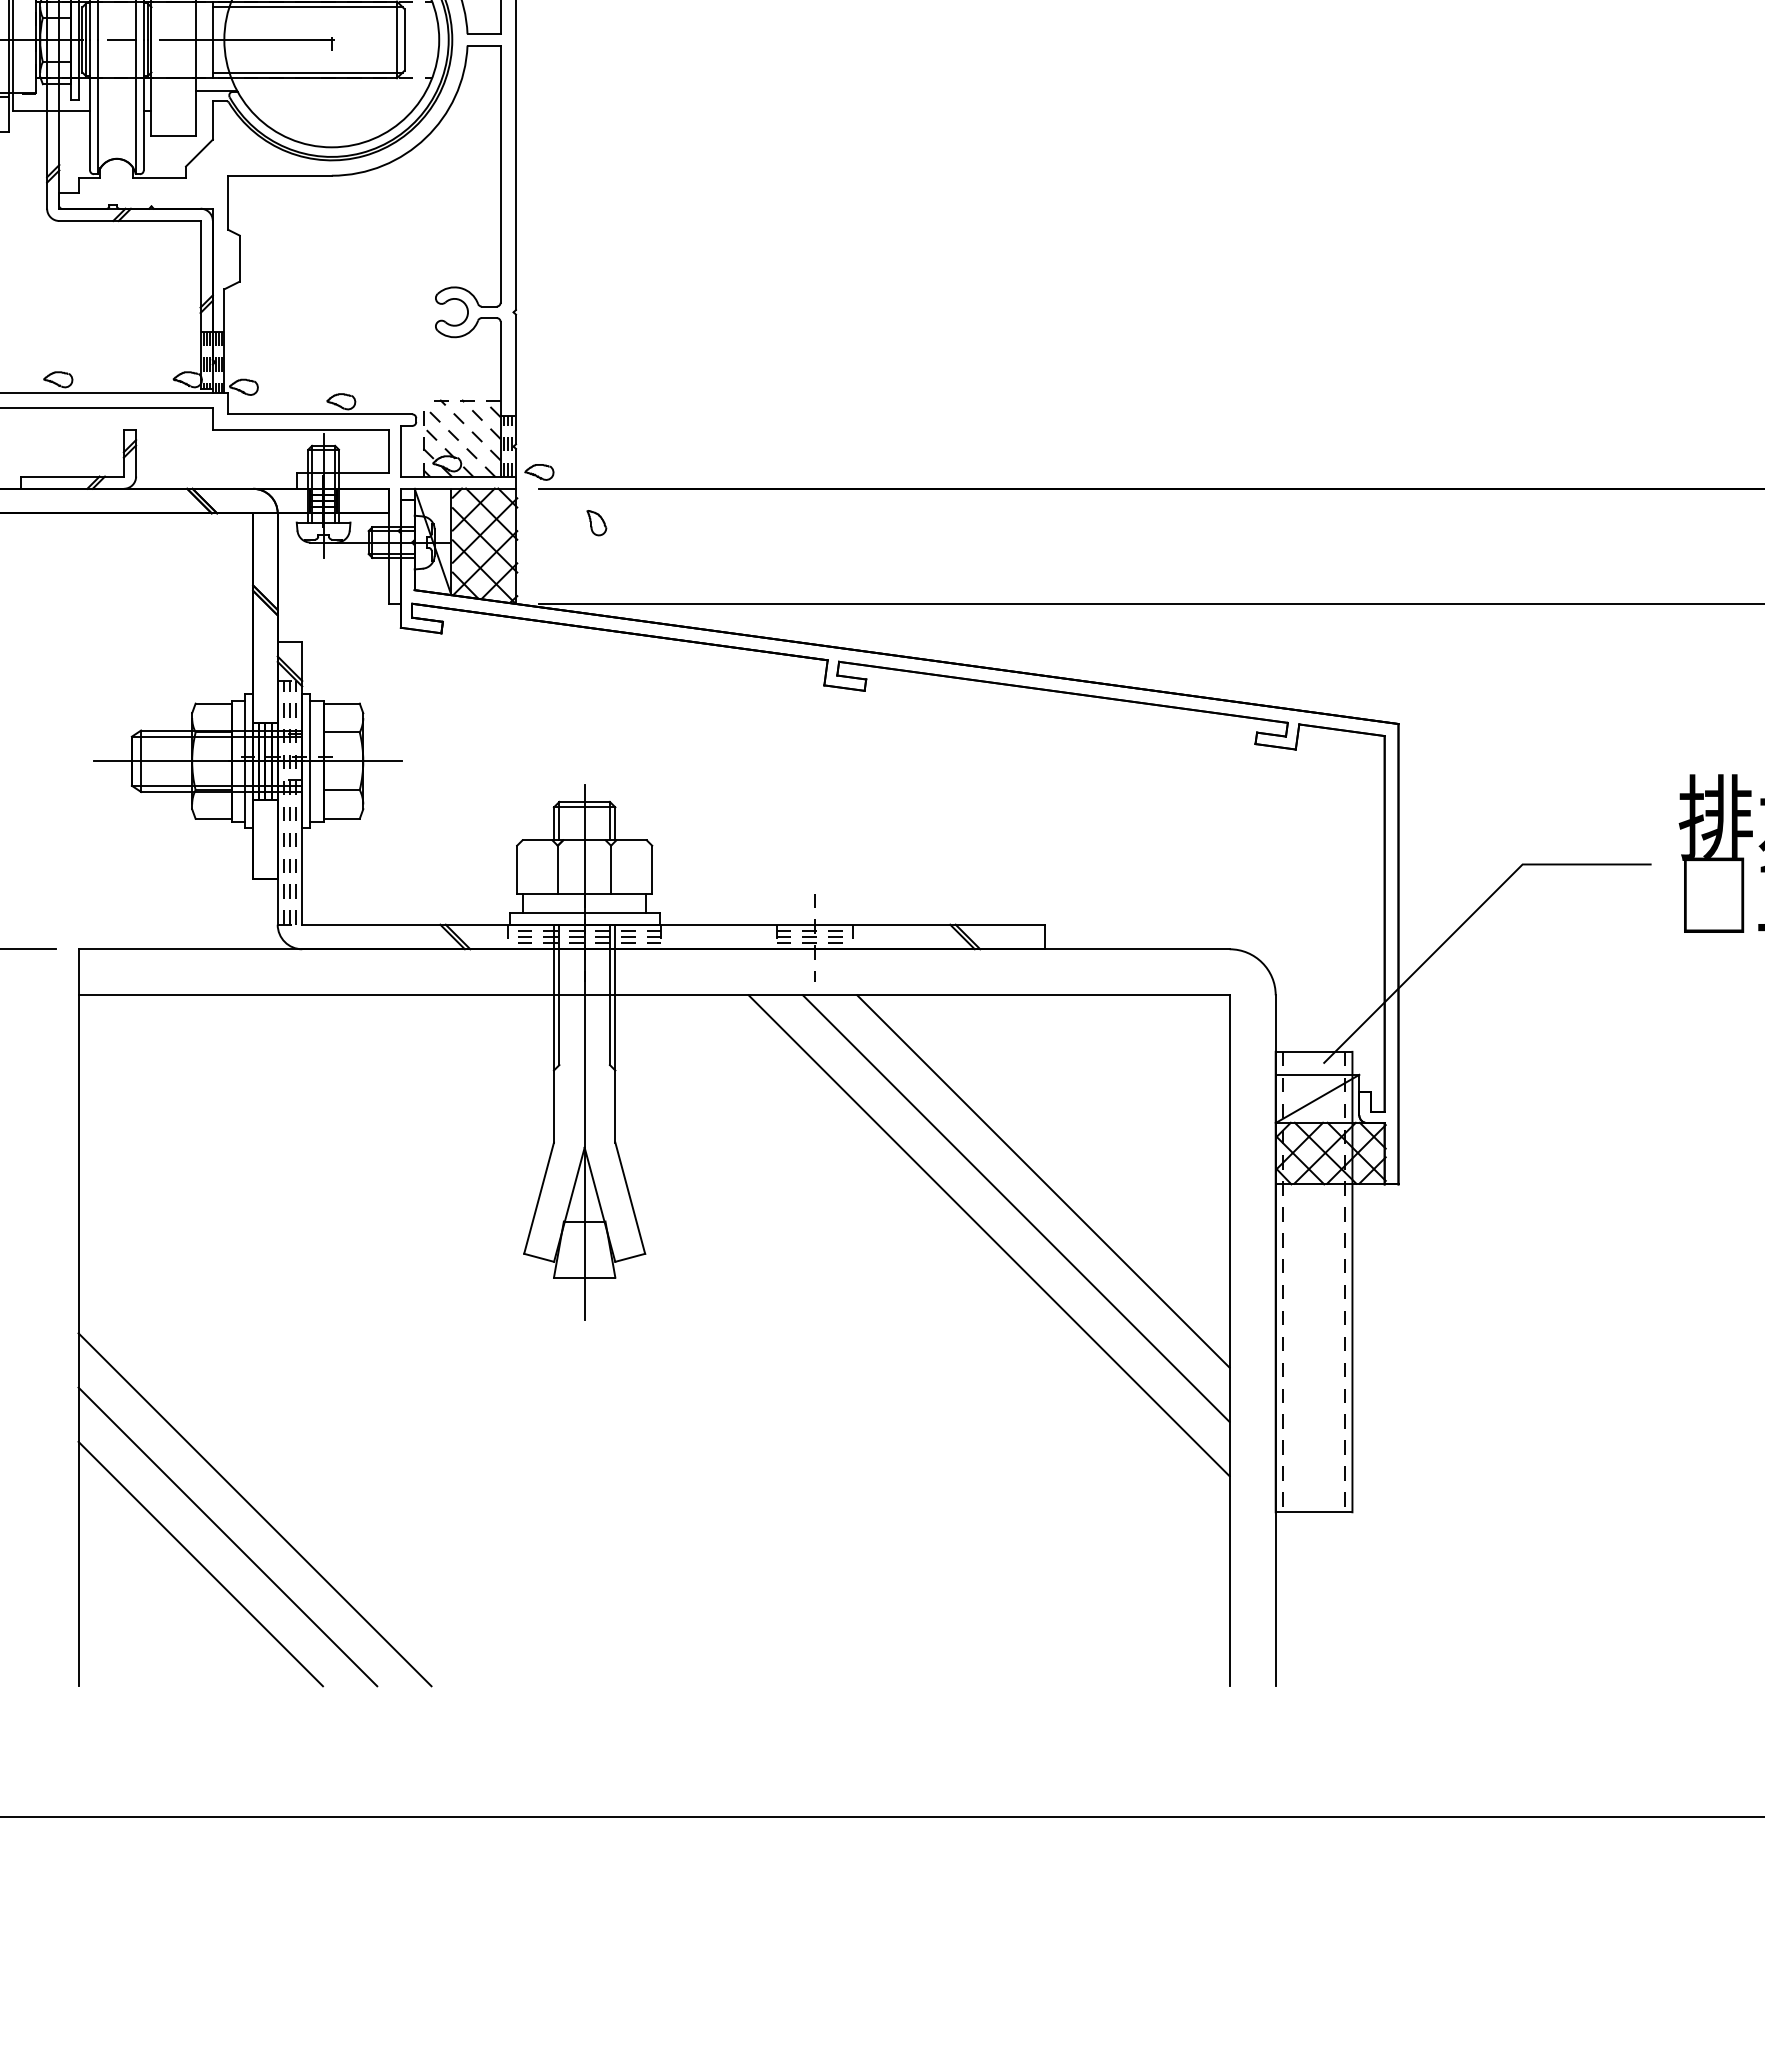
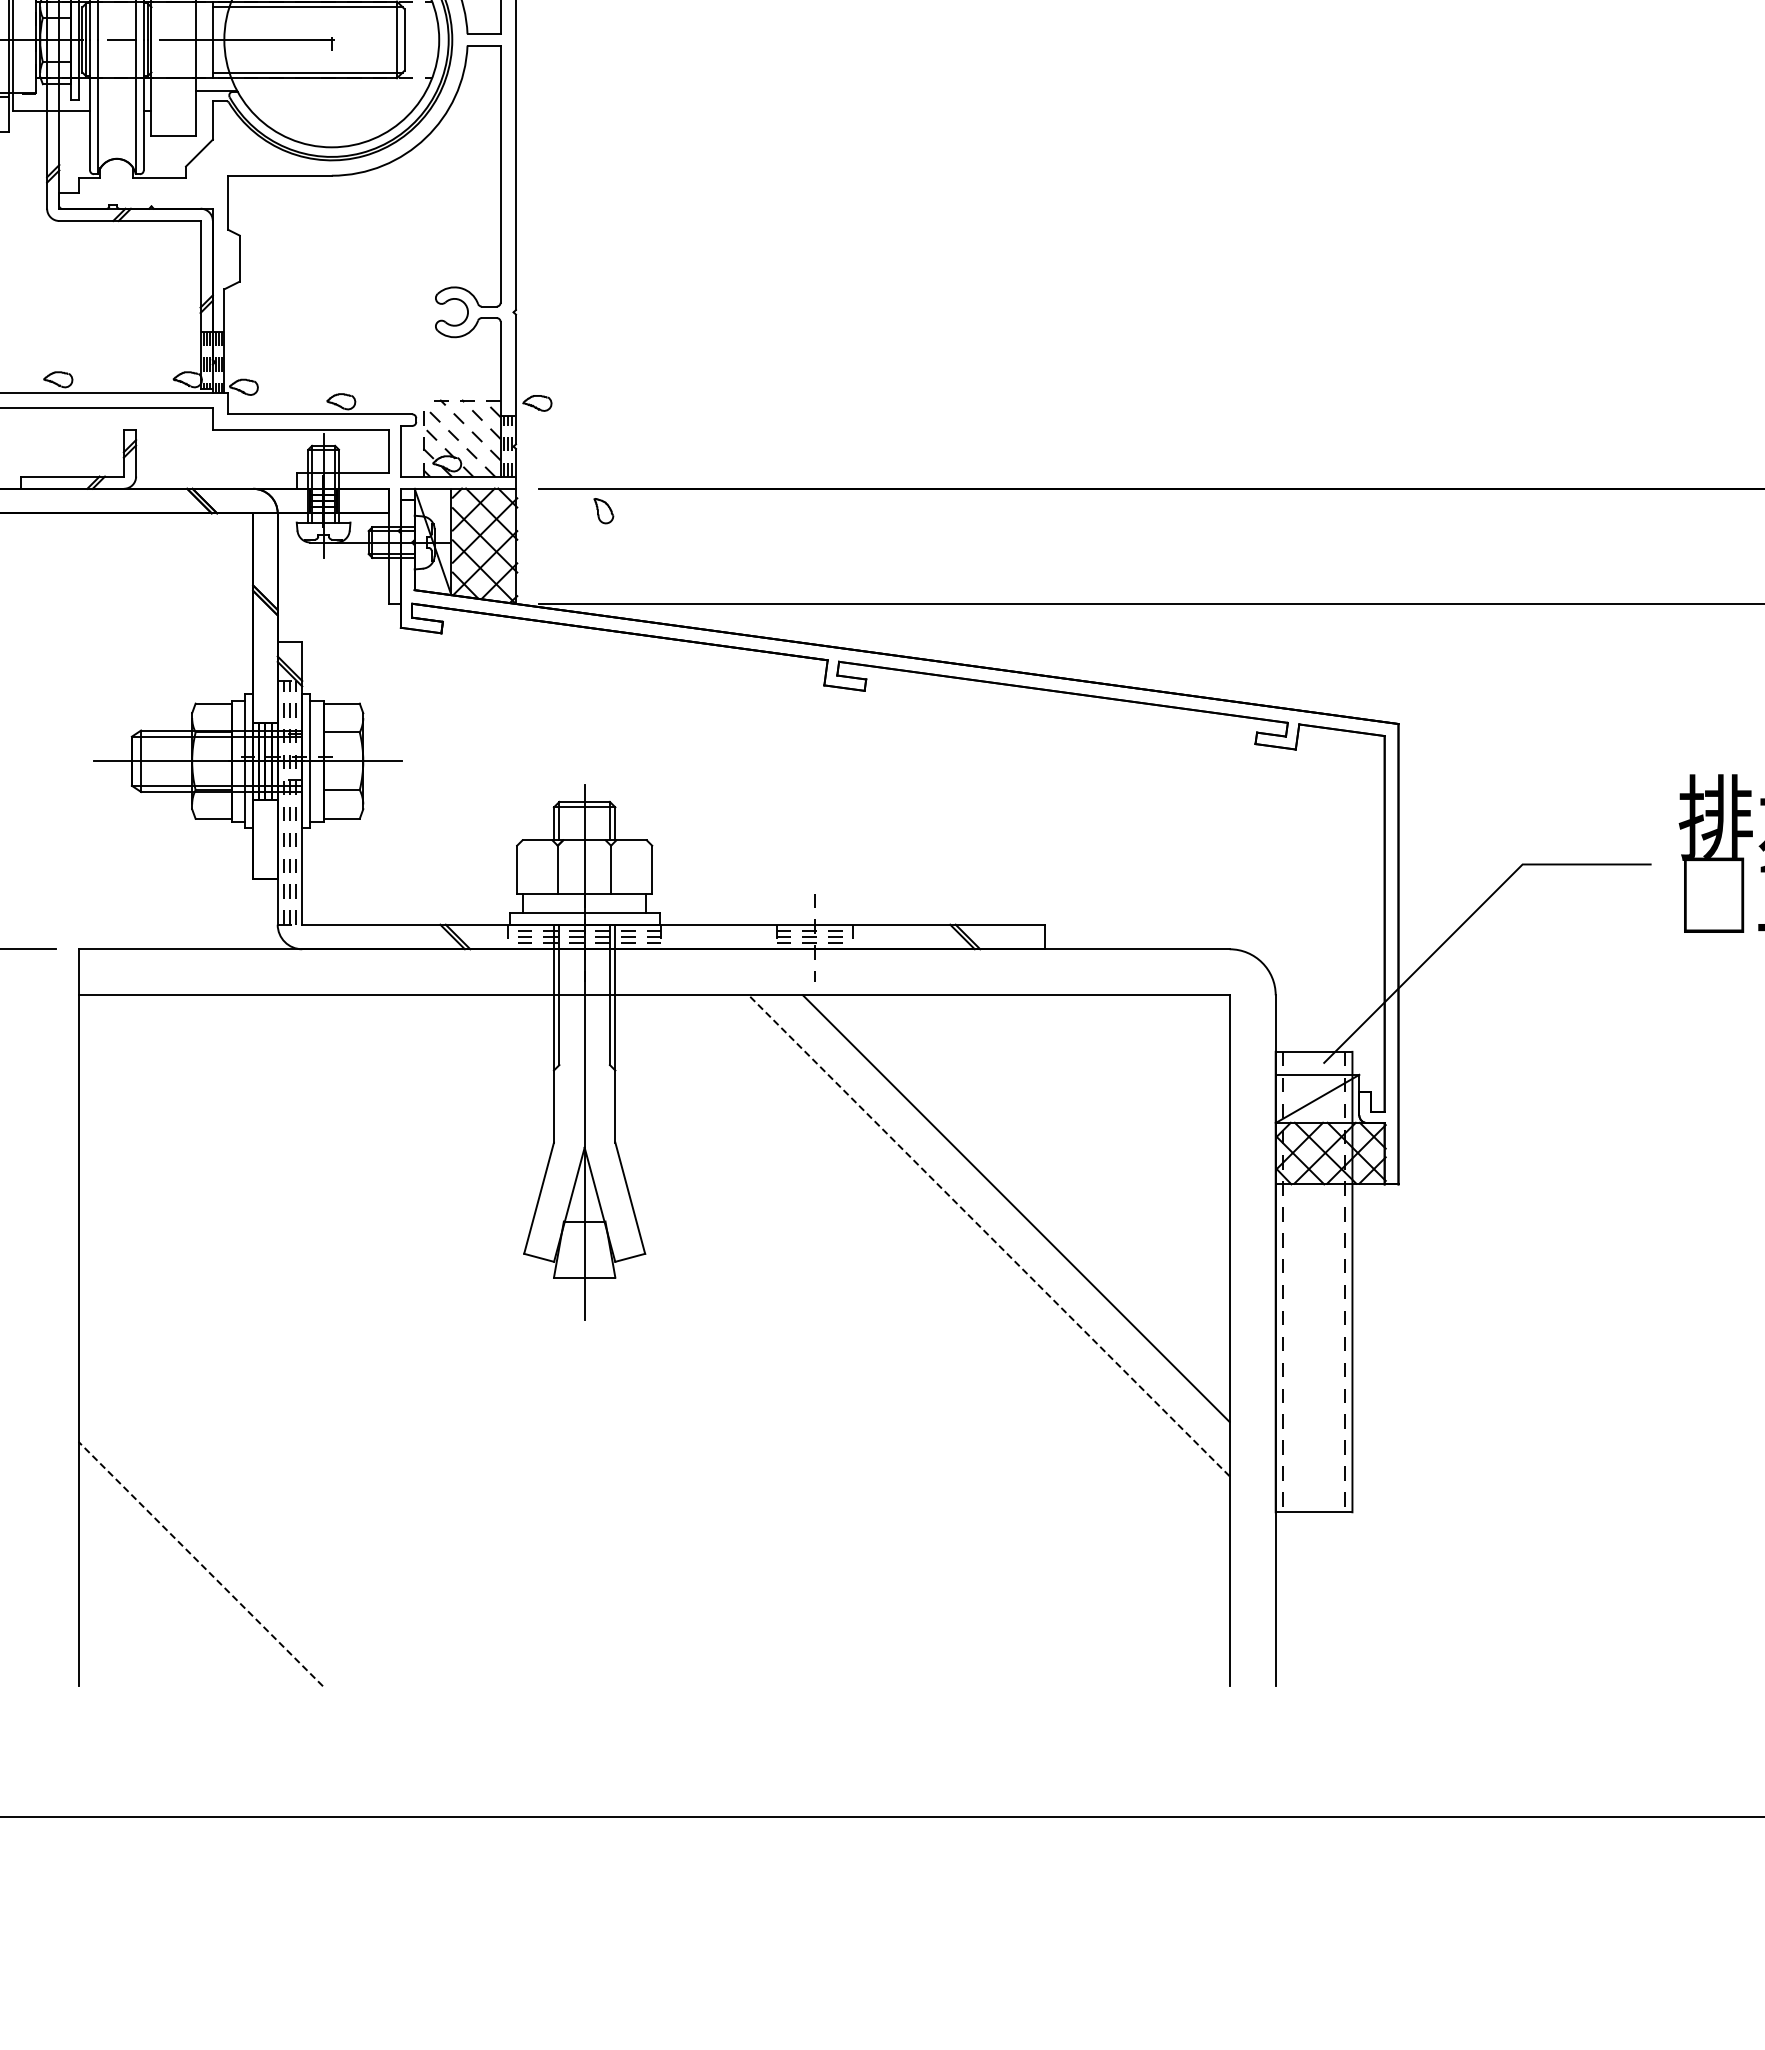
part position: (539, 472) -> (537, 403) (537, 403)
part position: (596, 523) -> (603, 511) (603, 511)
line: present -> none (1043, 1181)
line: solid -> dashed (988, 1235)
line: present -> none (254, 1509)
line: present -> none (227, 1536)
line: solid -> dashed (200, 1564)
